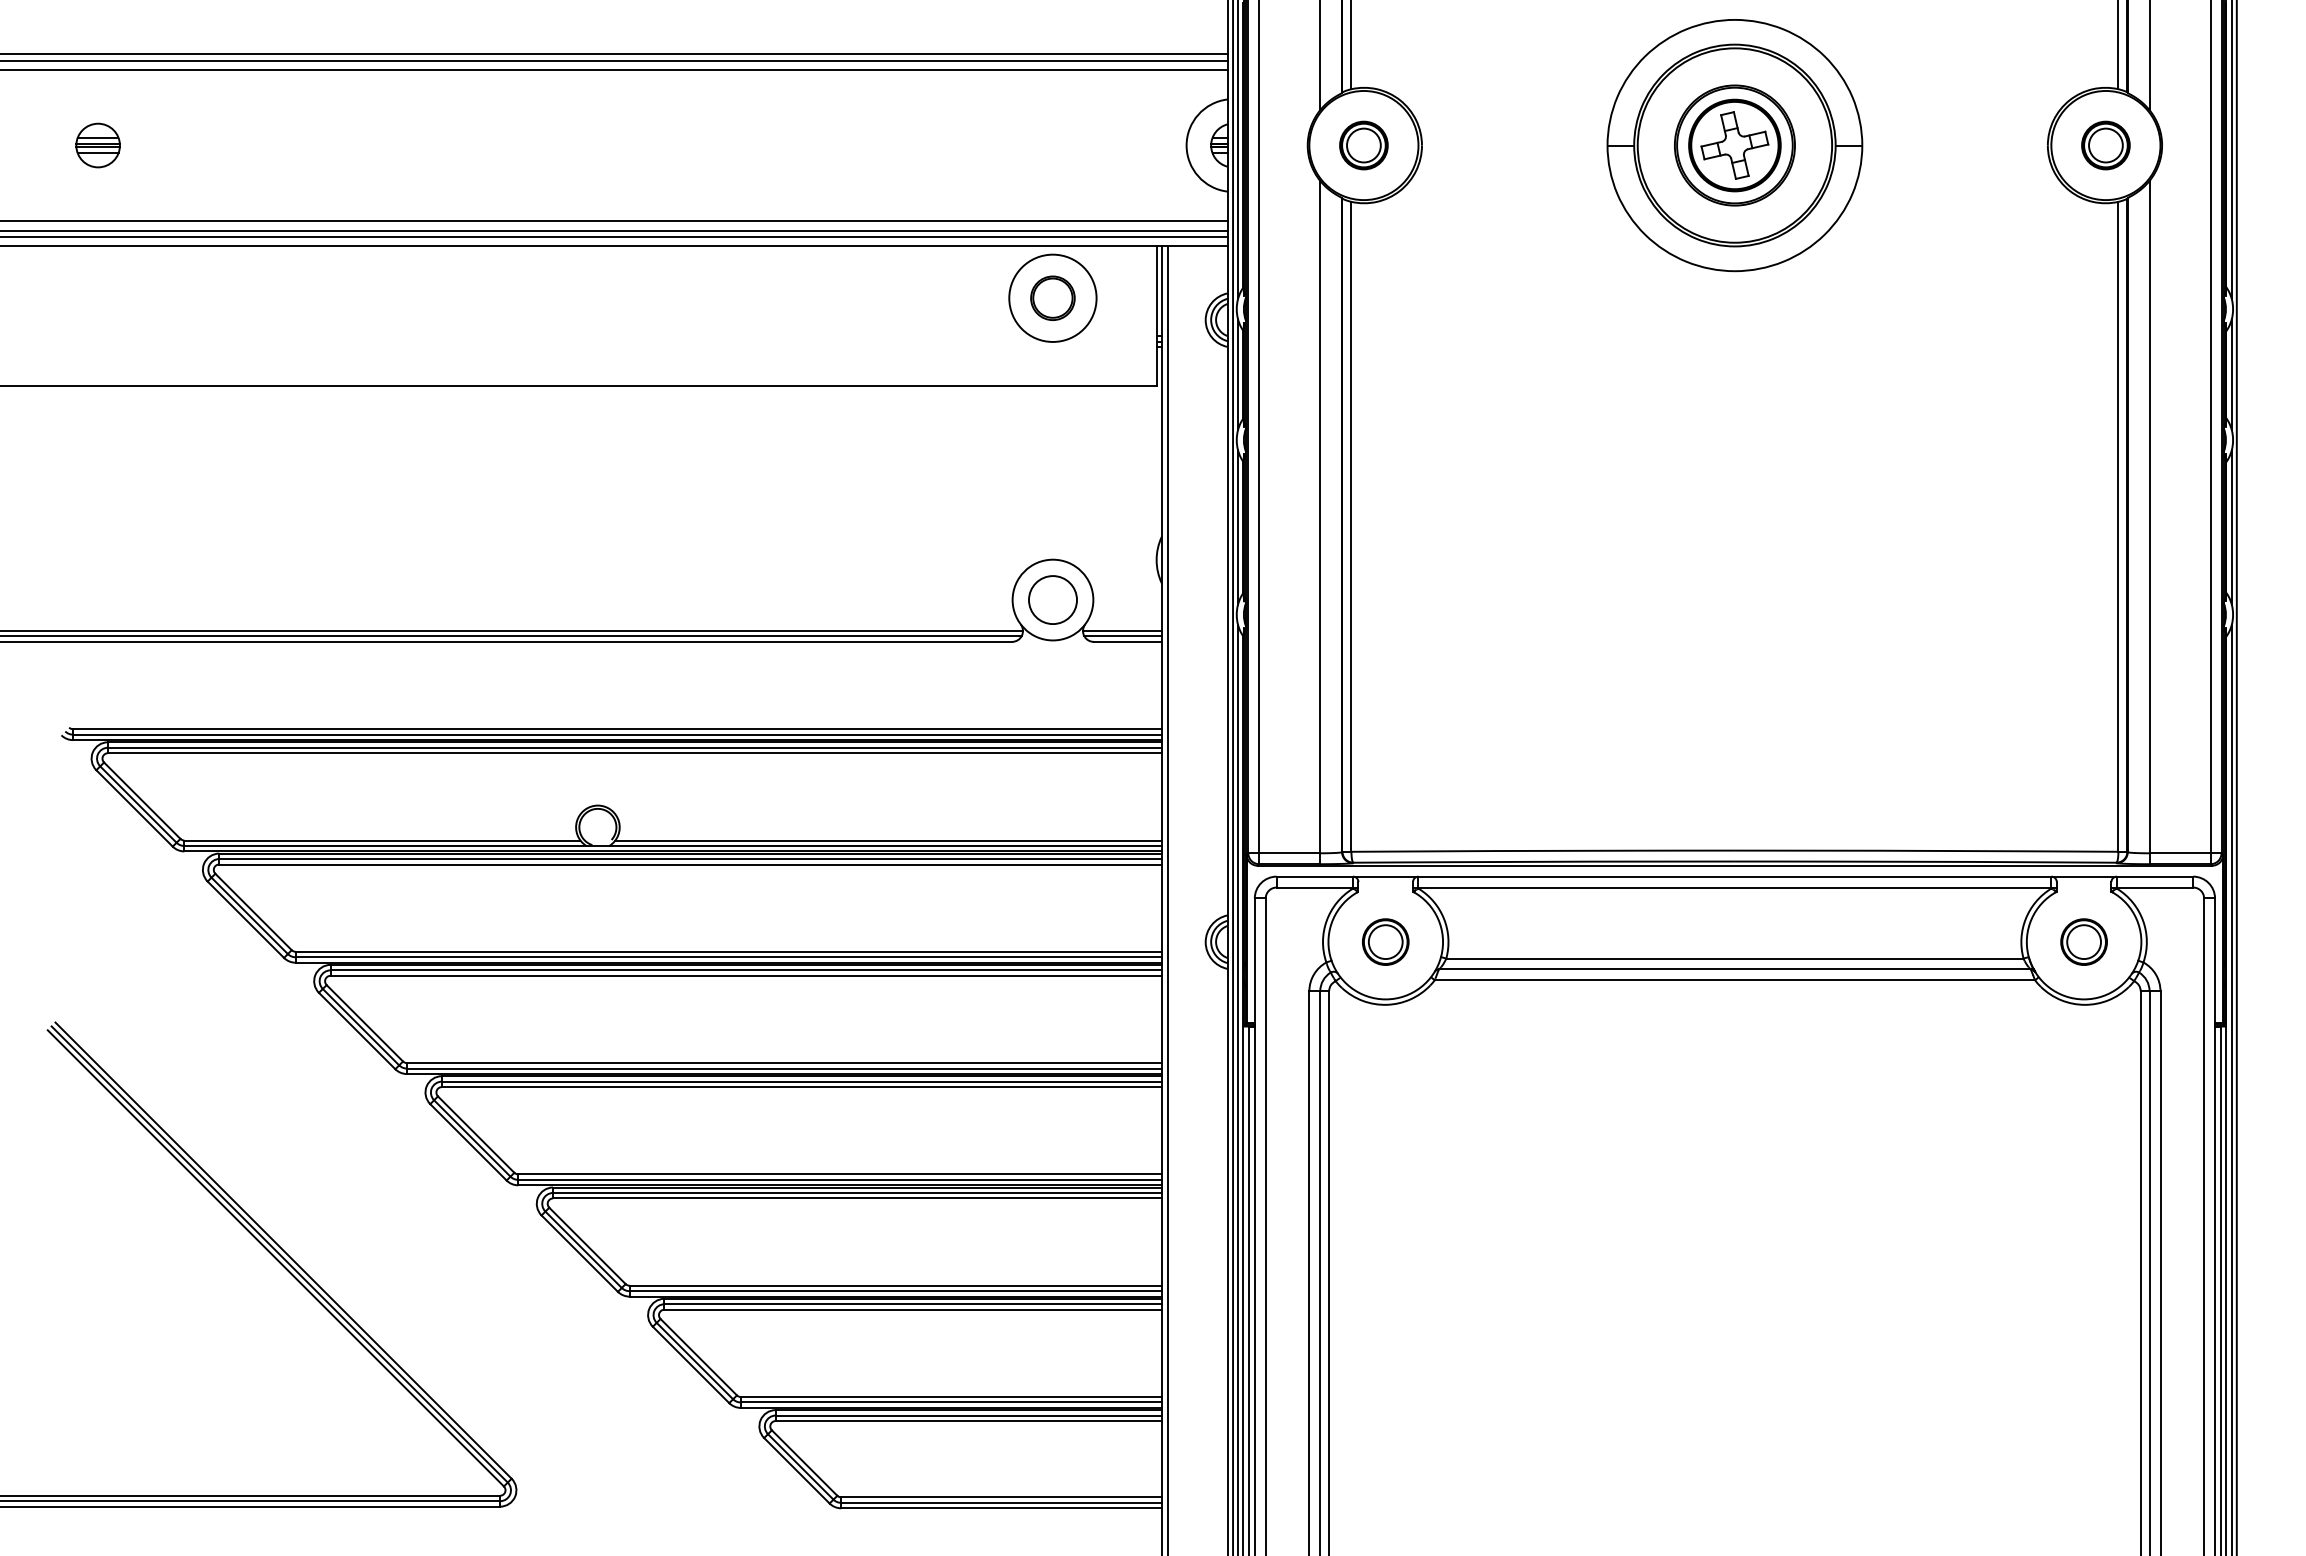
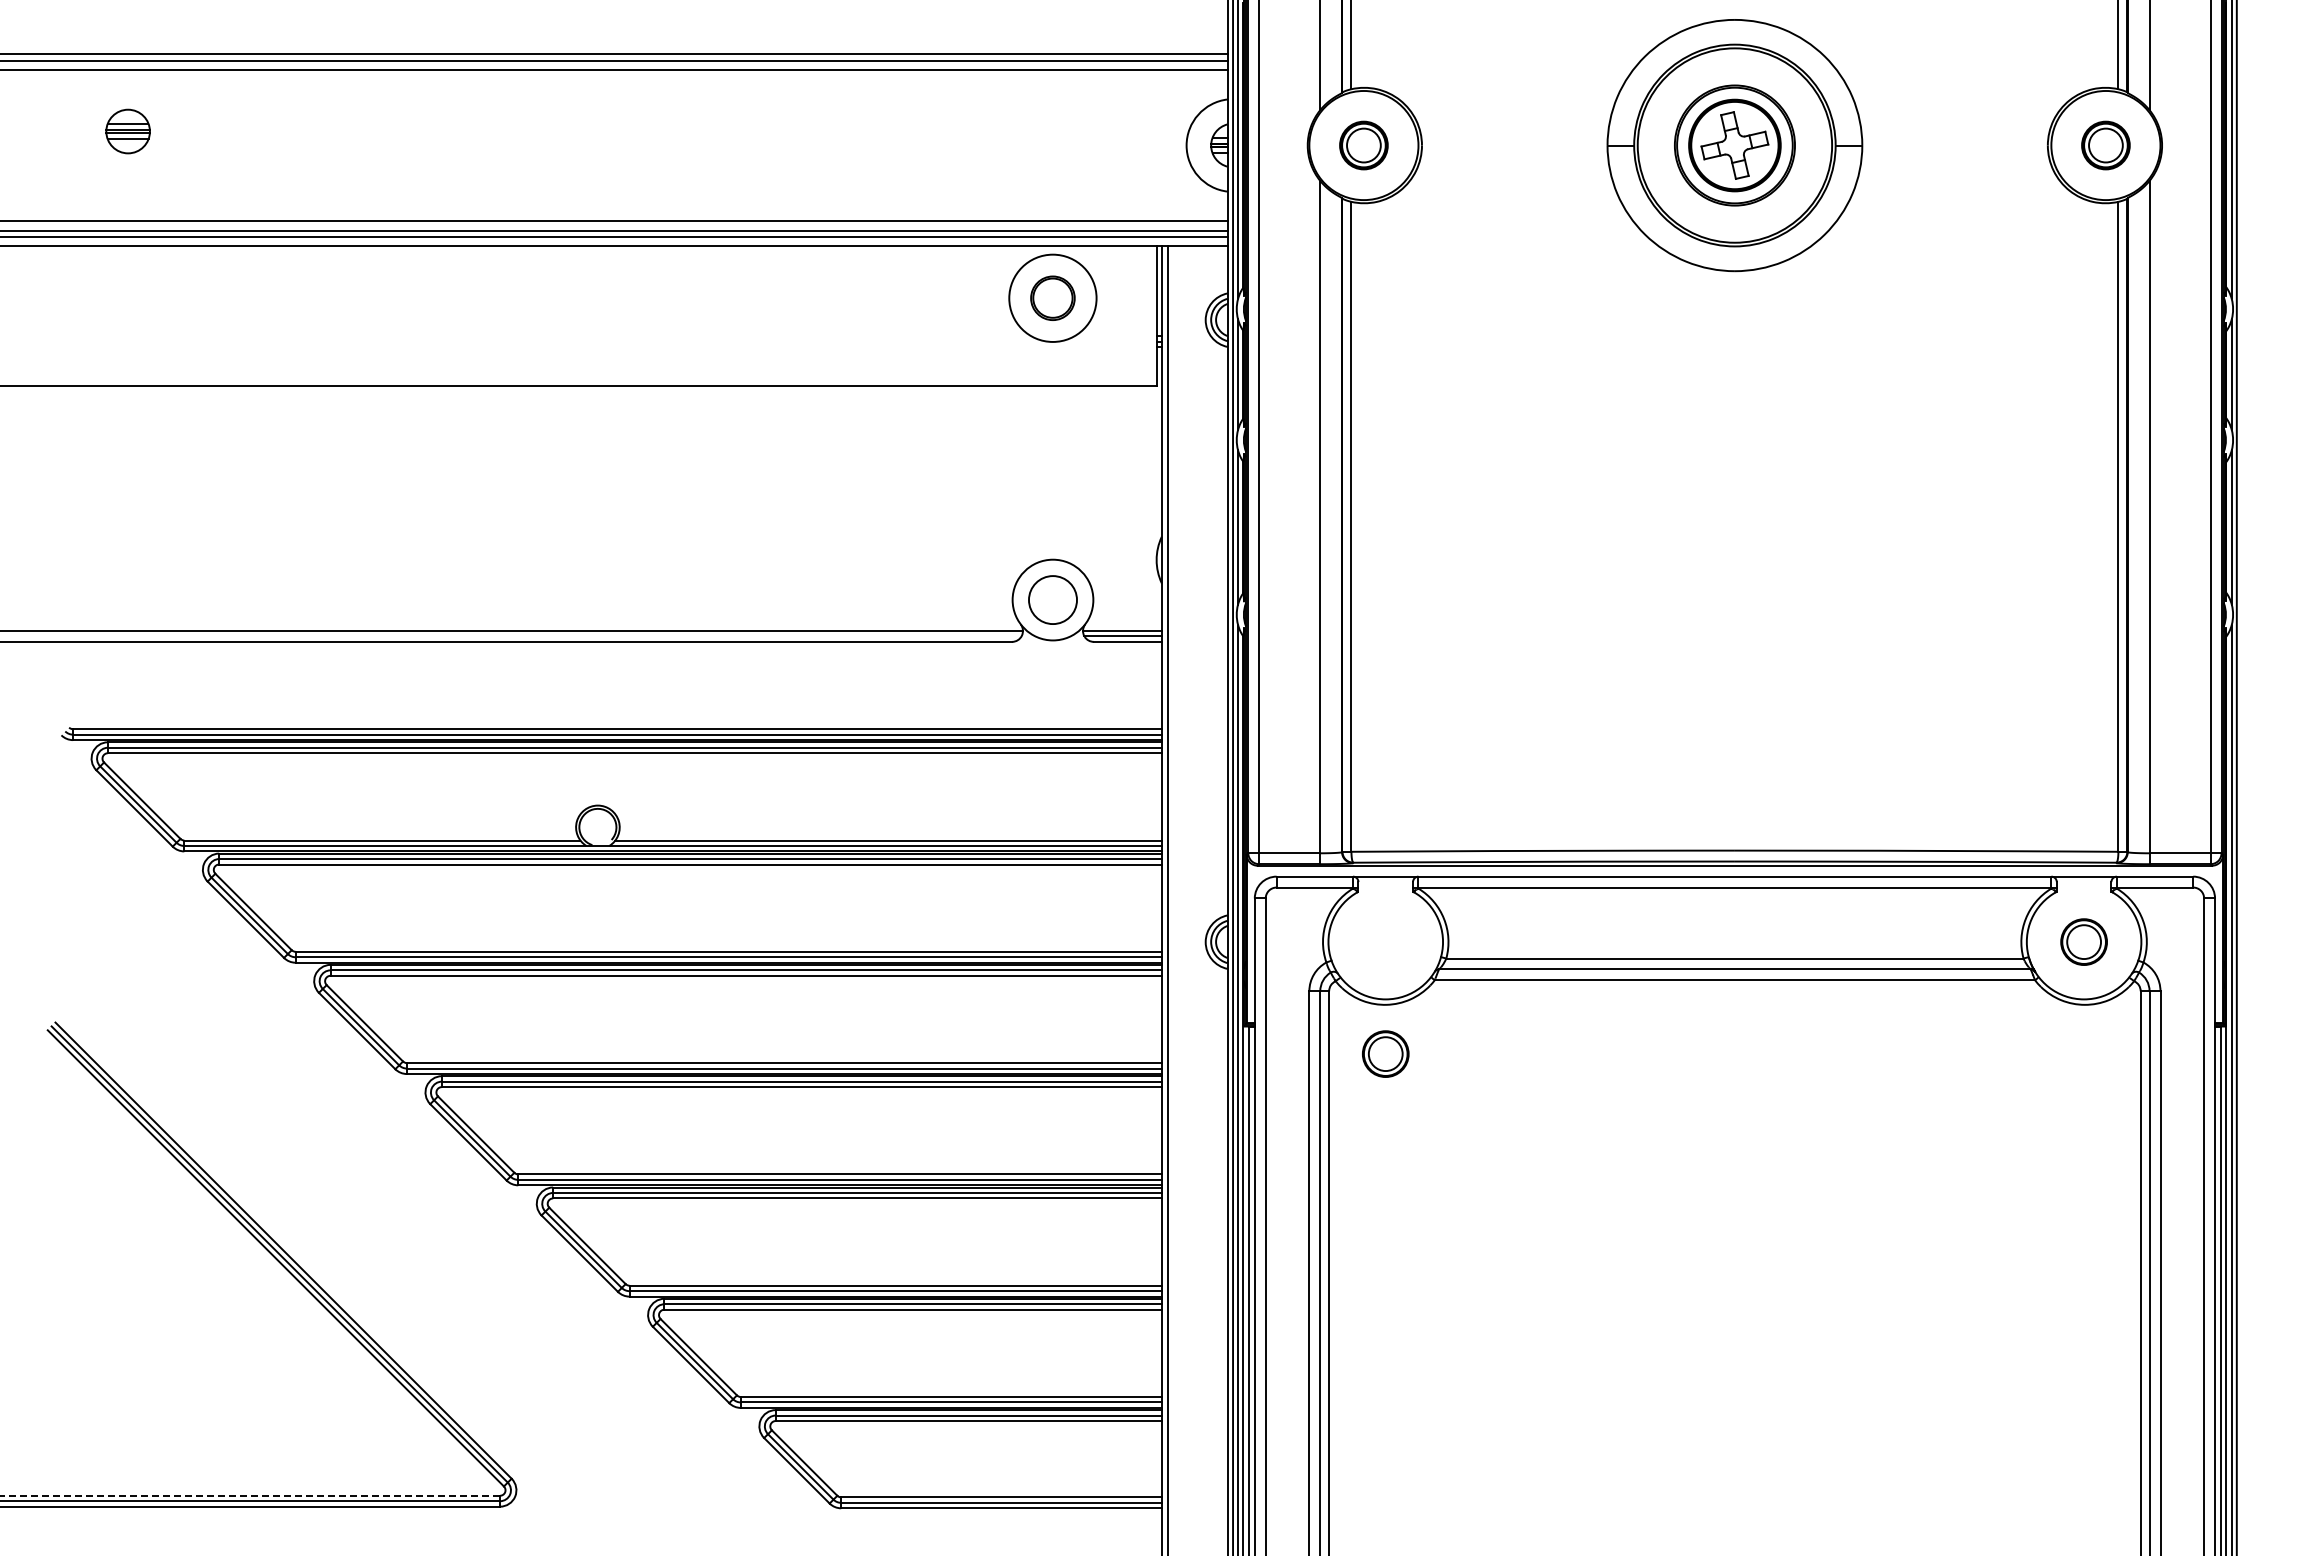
part position: (97, 145) -> (127, 131) (127, 131)
line: present -> none (511, 636)
part position: (1385, 941) -> (1385, 1053) (1385, 1053)
line: solid -> dashed (250, 1495)
